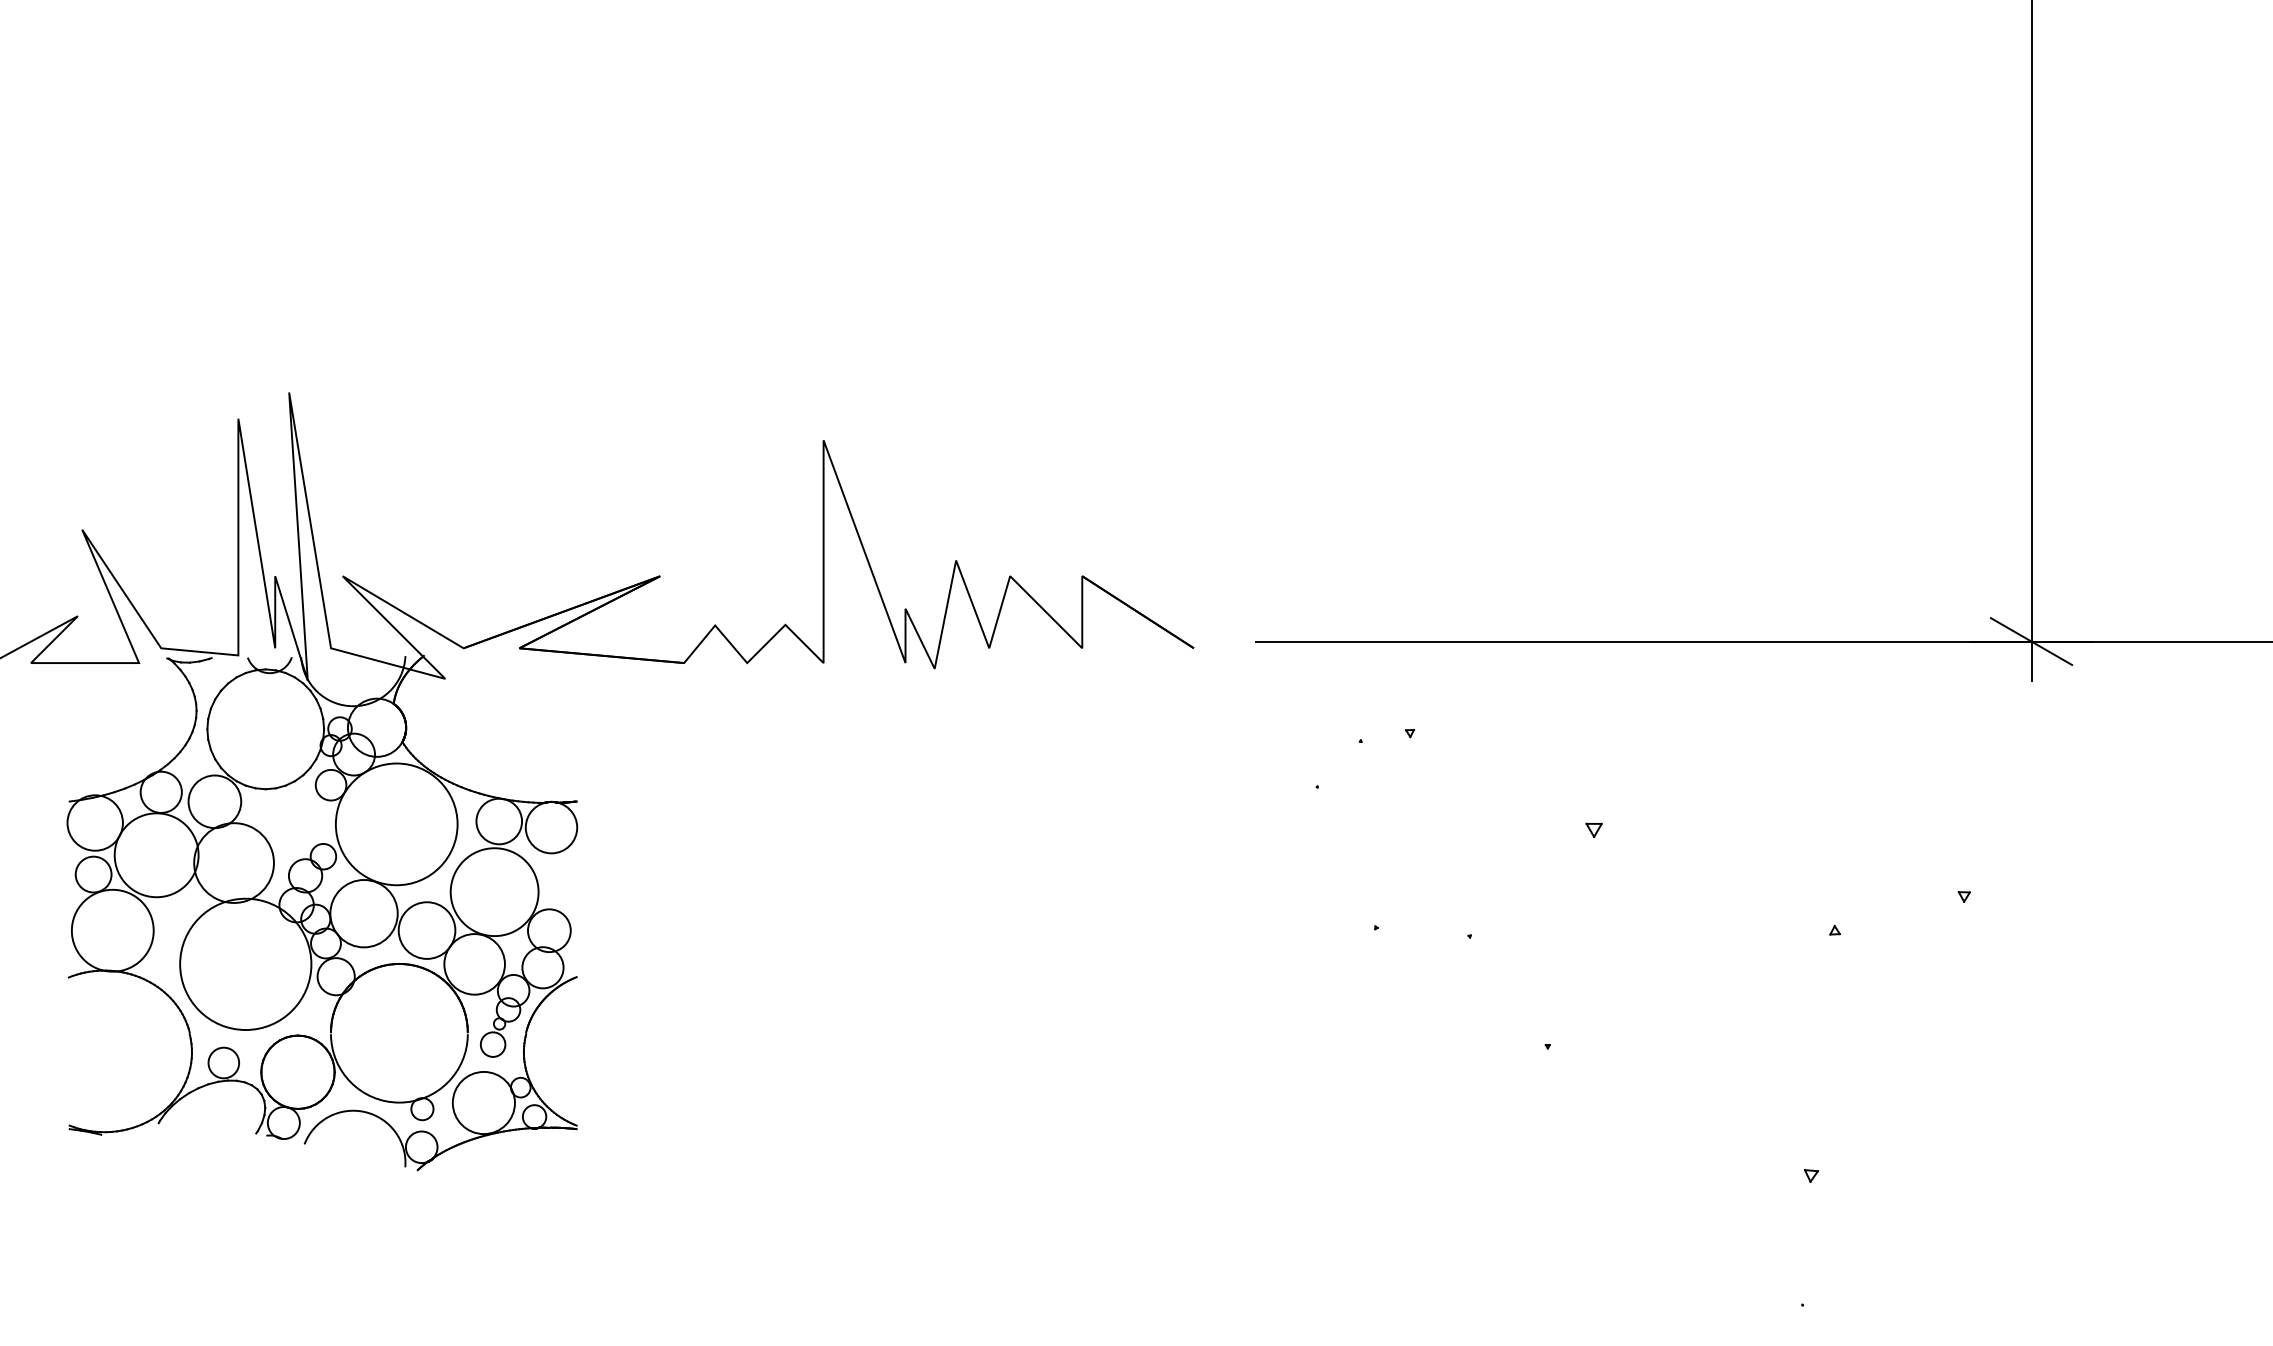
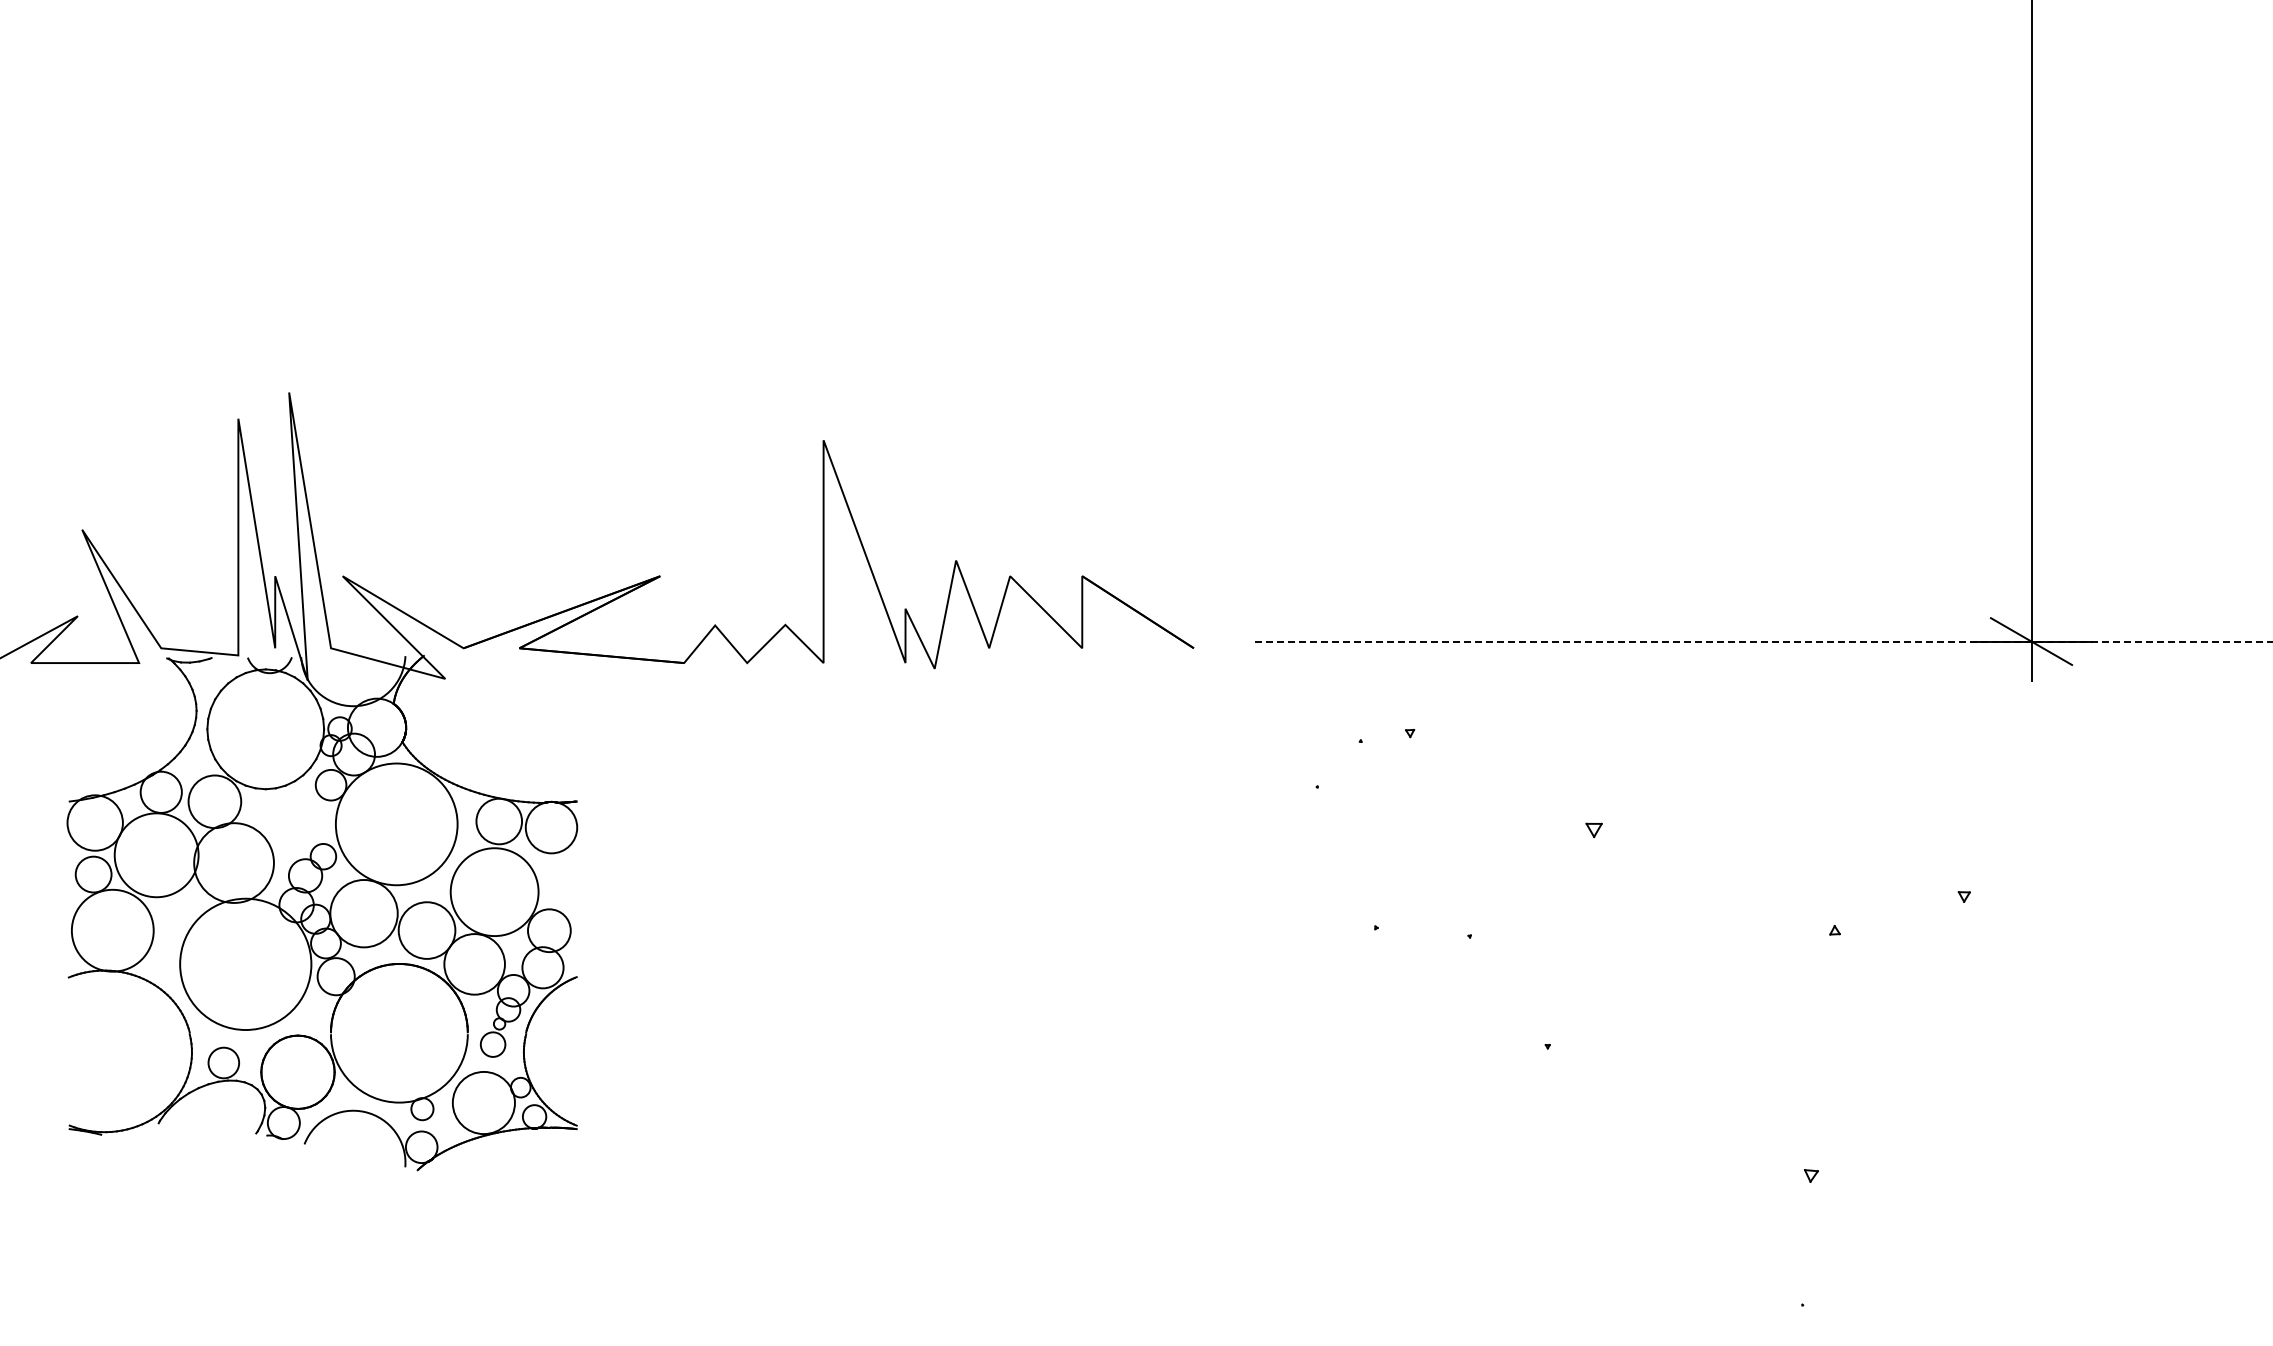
line: solid -> dashed (1764, 641)
